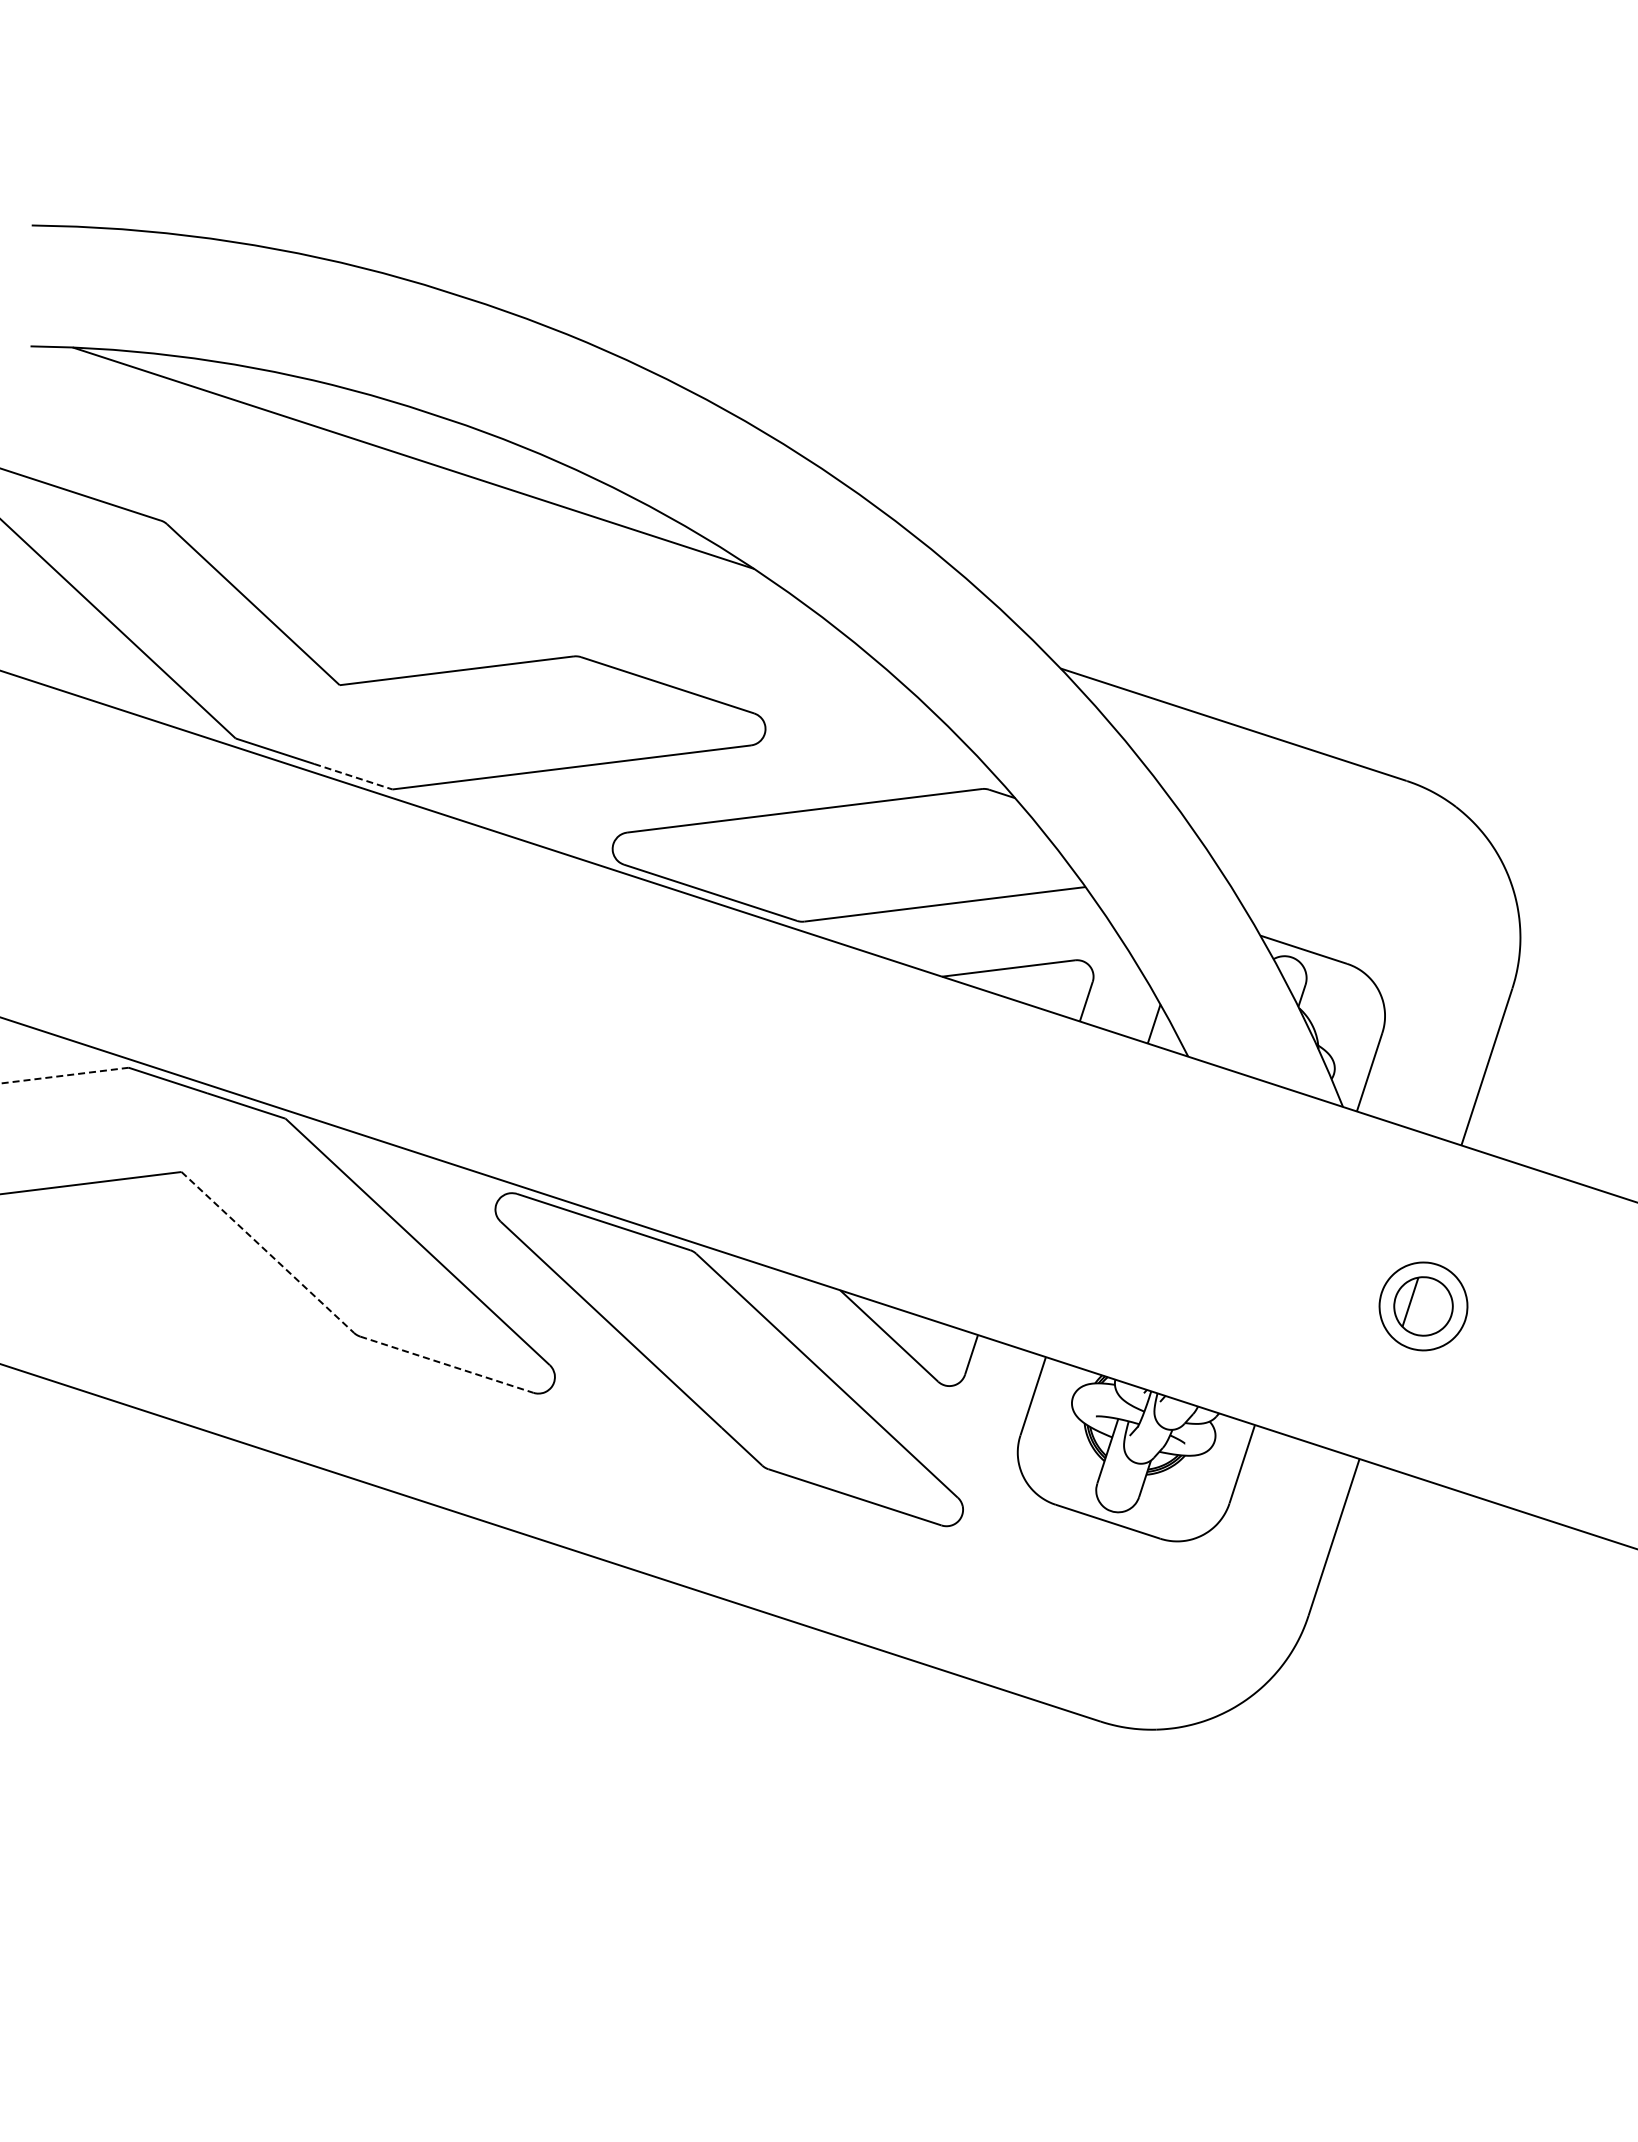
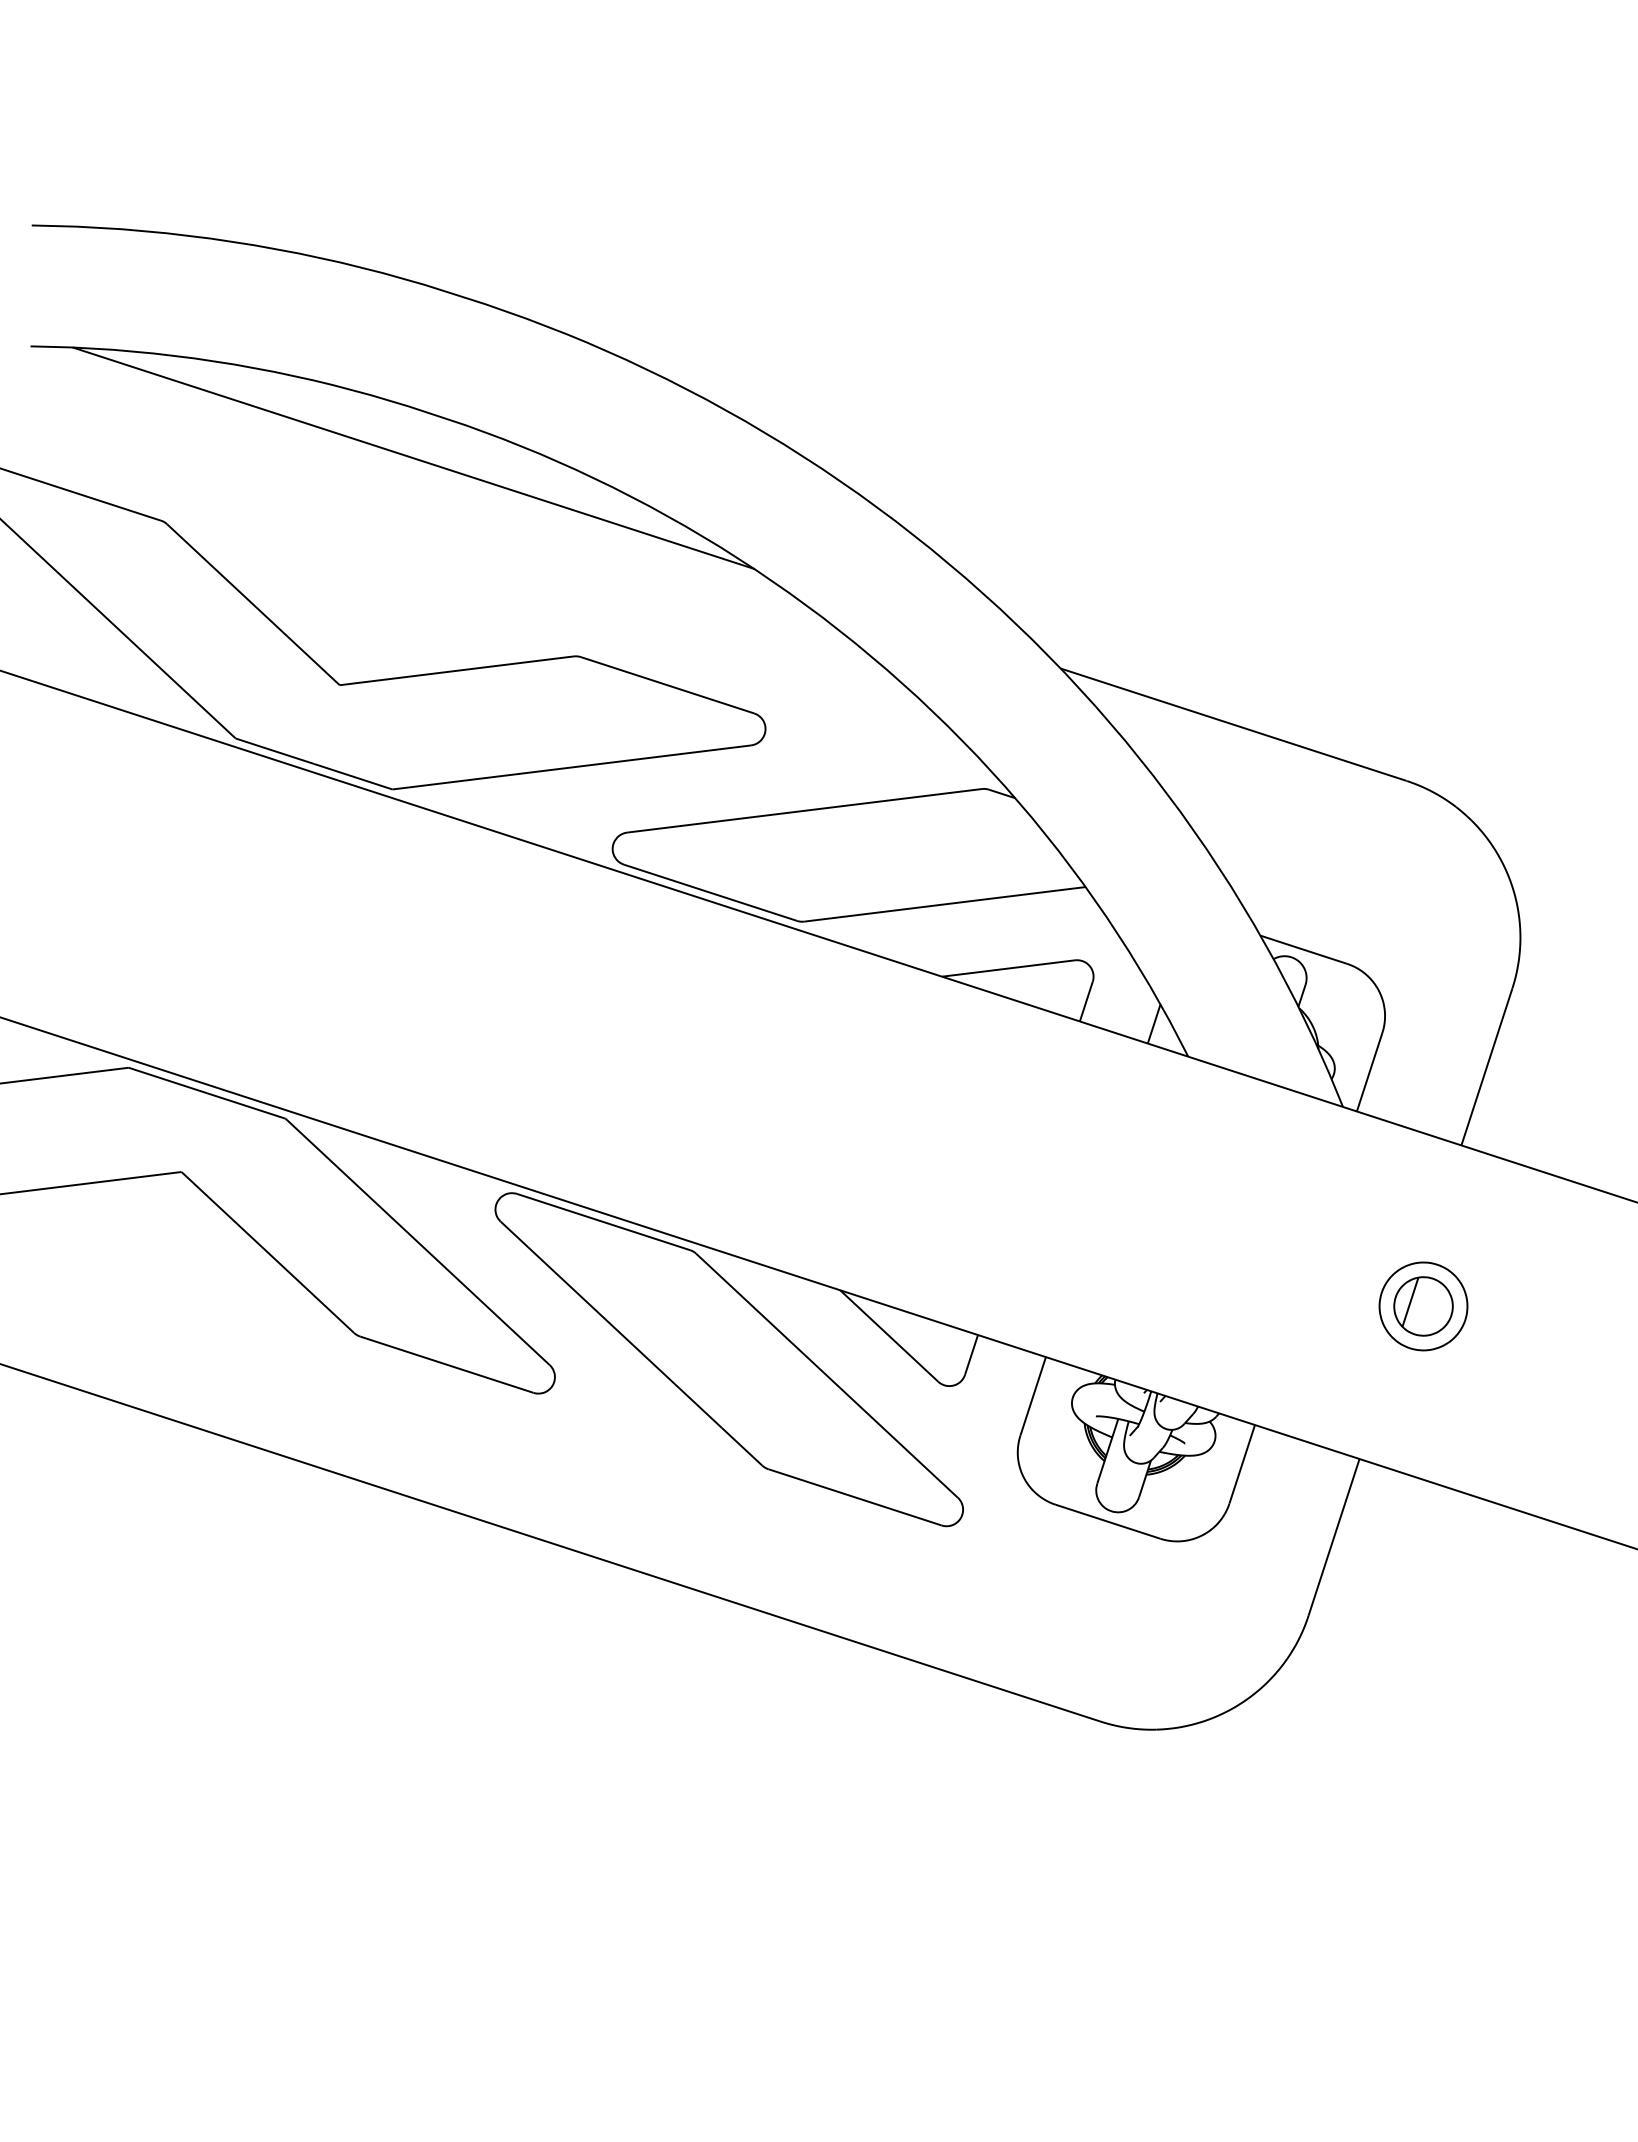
line: dashed -> solid (353, 776)
line: dashed -> solid (64, 1075)
line: dashed -> solid (267, 1252)
line: dashed -> solid (447, 1364)
